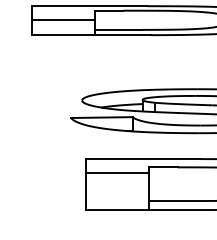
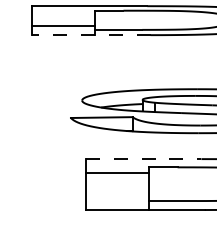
line position: (62, 20) -> (62, 26) (62, 26)
line: solid -> dashed (90, 35)
line: solid -> dashed (143, 159)
